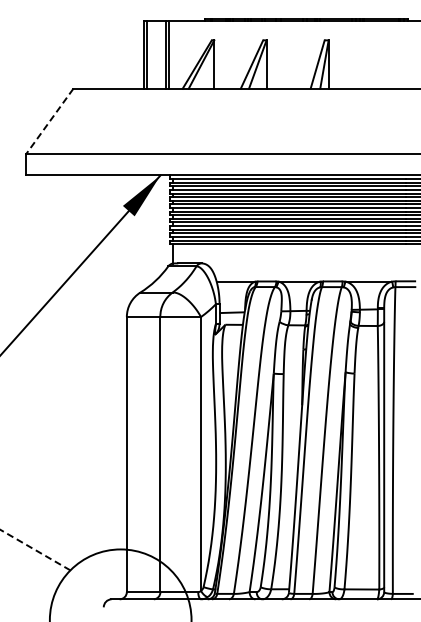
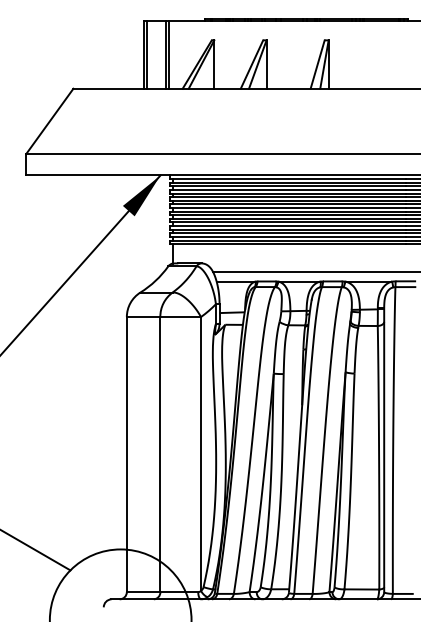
line: dashed -> solid (49, 121)
line: none -> present (315, 272)
line: dashed -> solid (34, 549)
